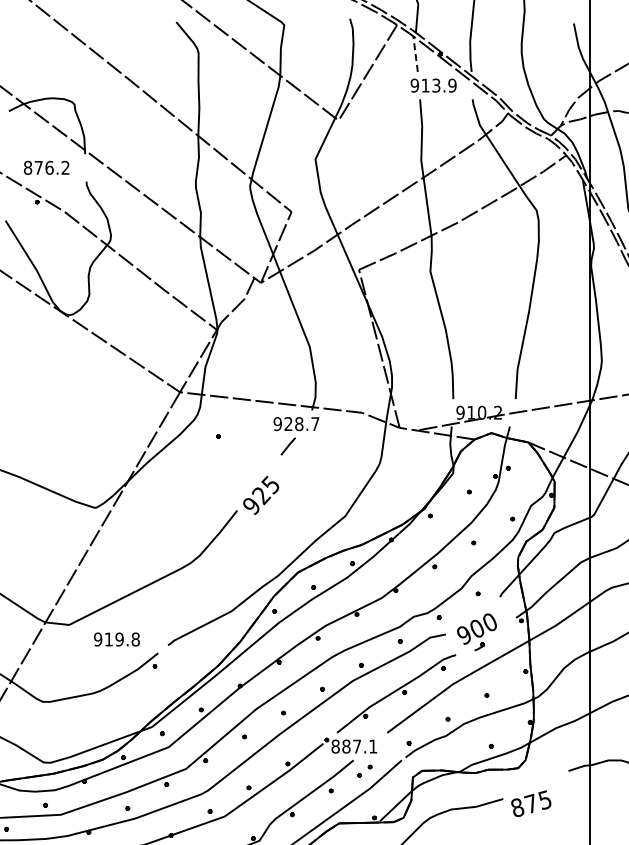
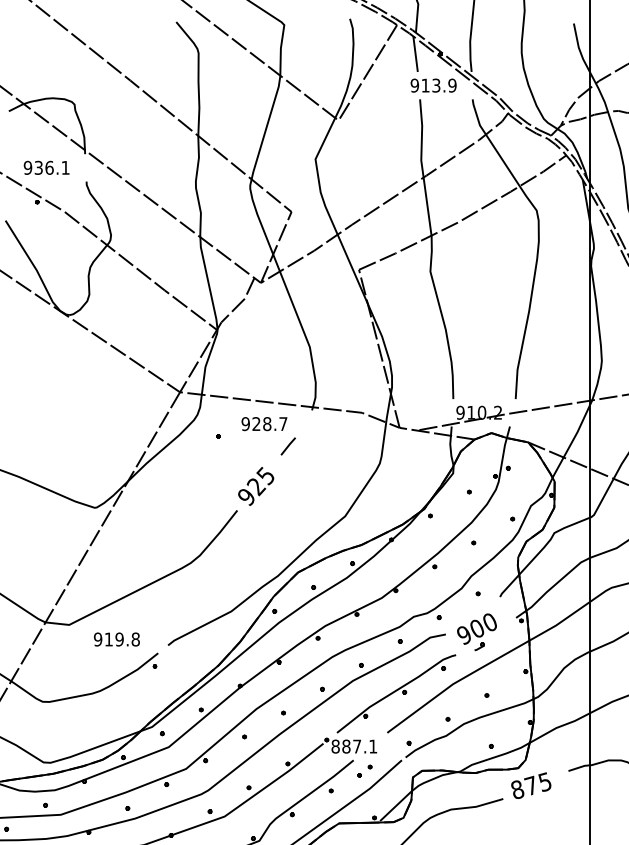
line: dashed -> solid (415, 54)
text: 876.2 -> 936.1 (46, 167)
text position: (296, 424) -> (264, 424) (264, 424)
text position: (261, 495) -> (256, 486) (256, 486)
text position: (531, 803) -> (531, 785) (531, 785)
